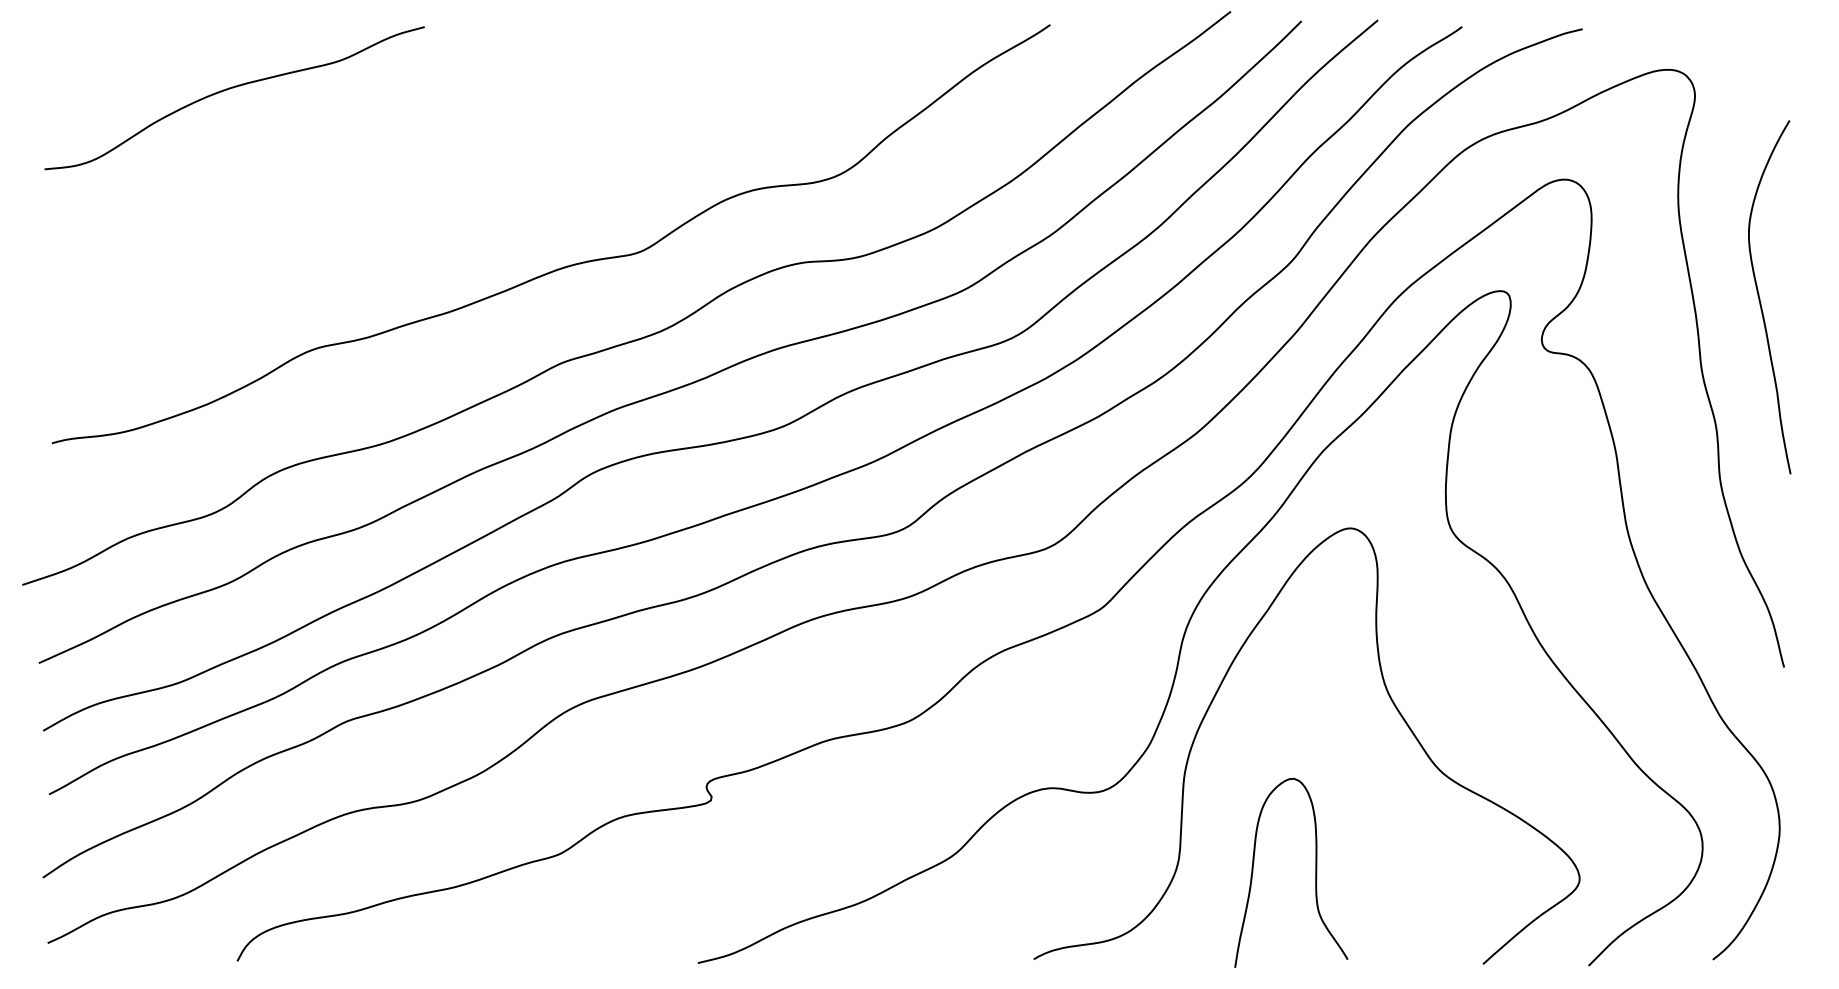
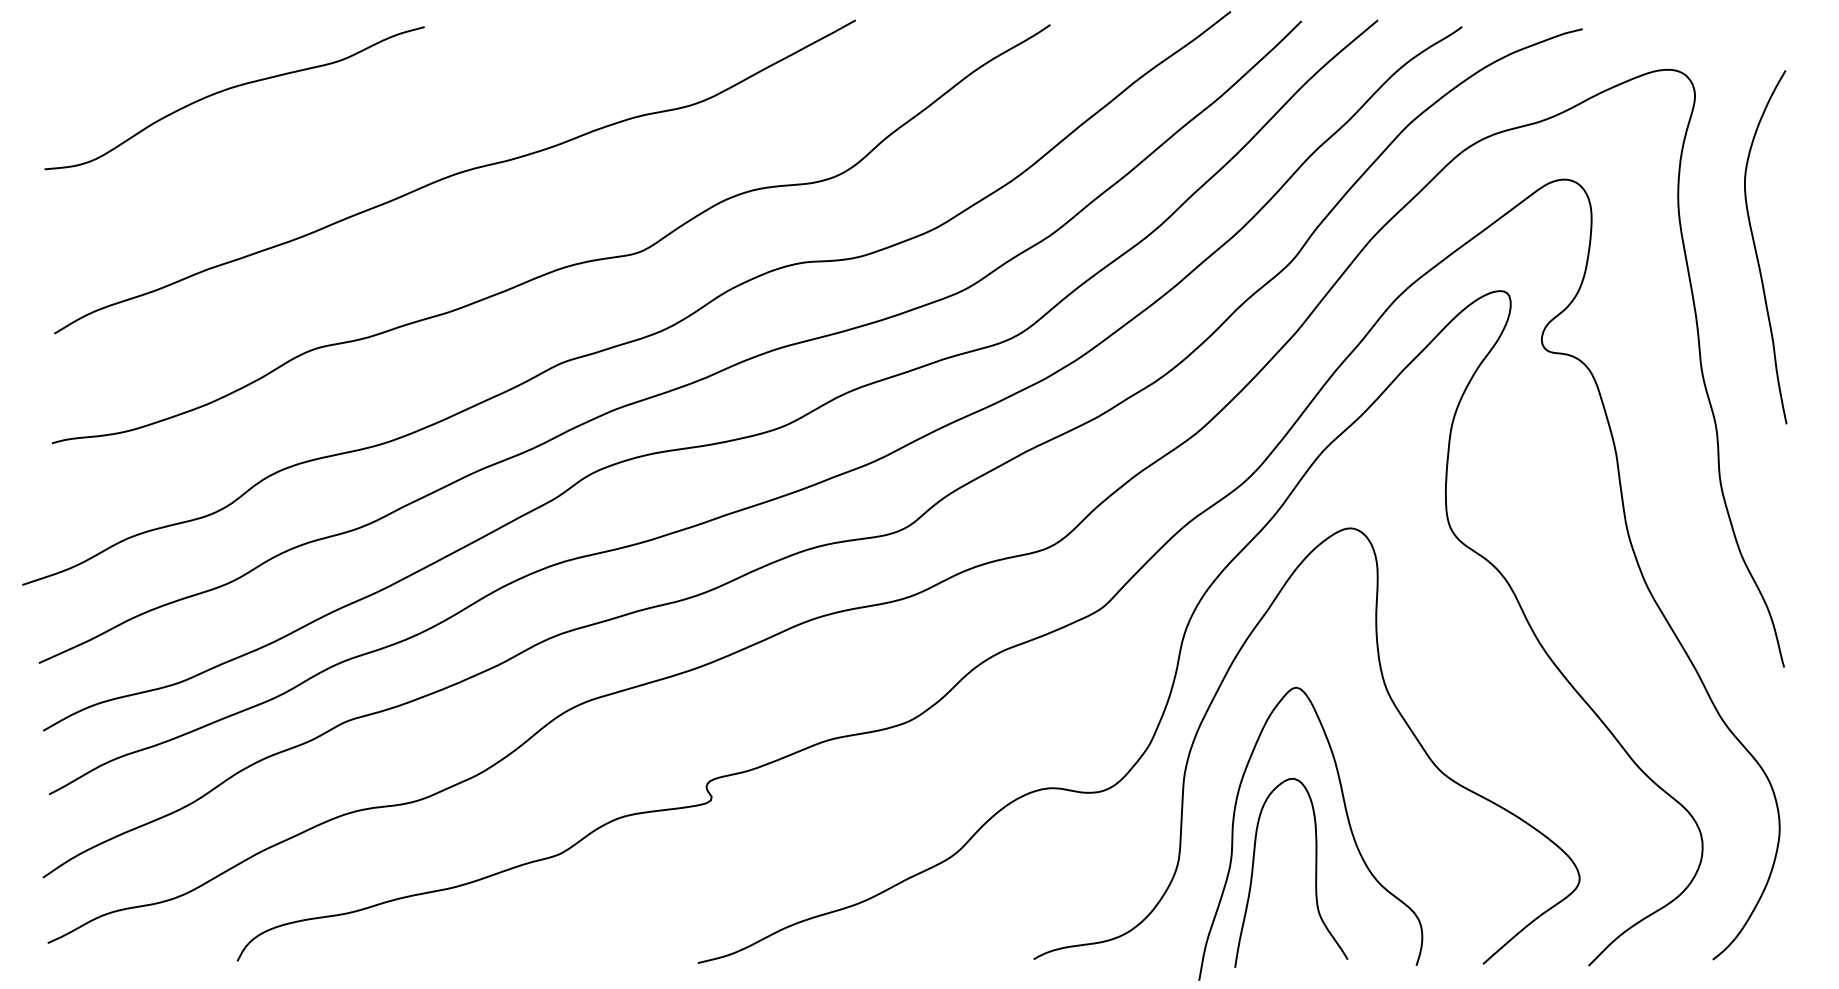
curve: none -> present (454, 175)
curve position: (1760, 298) -> (1756, 248) (1756, 248)
curve: none -> present (1348, 824)
